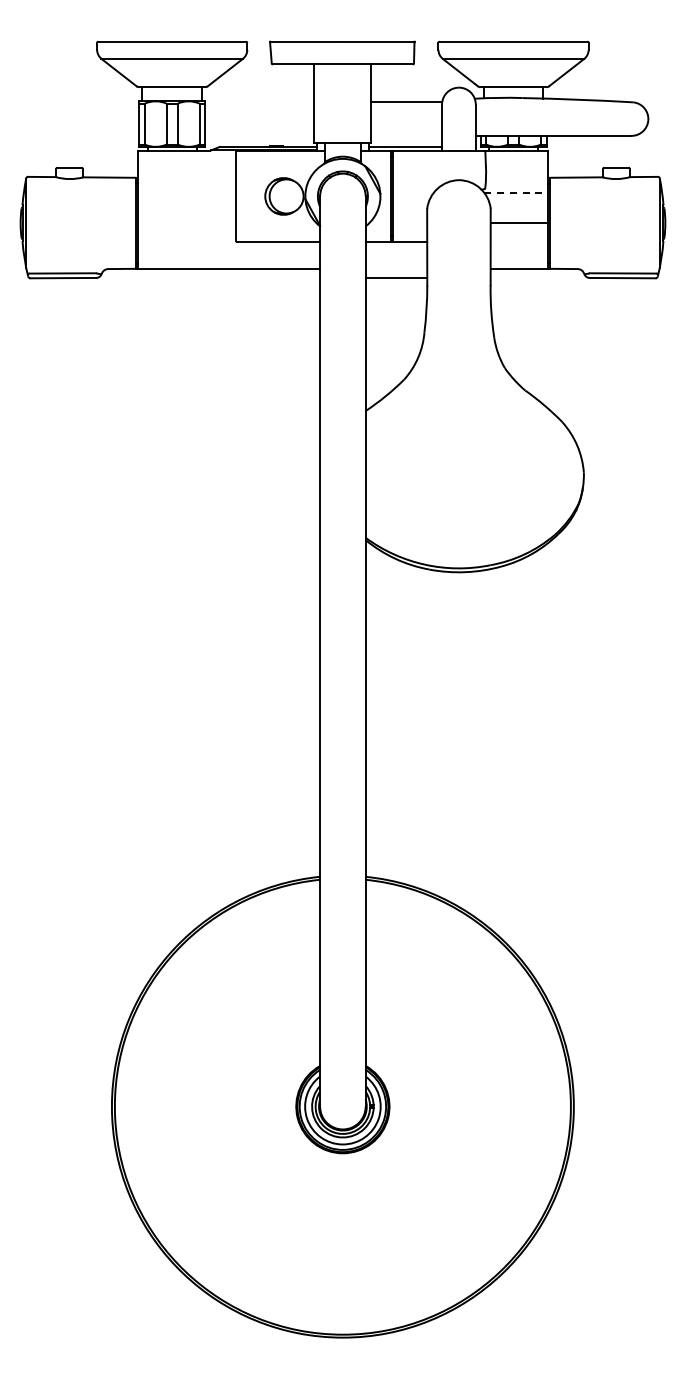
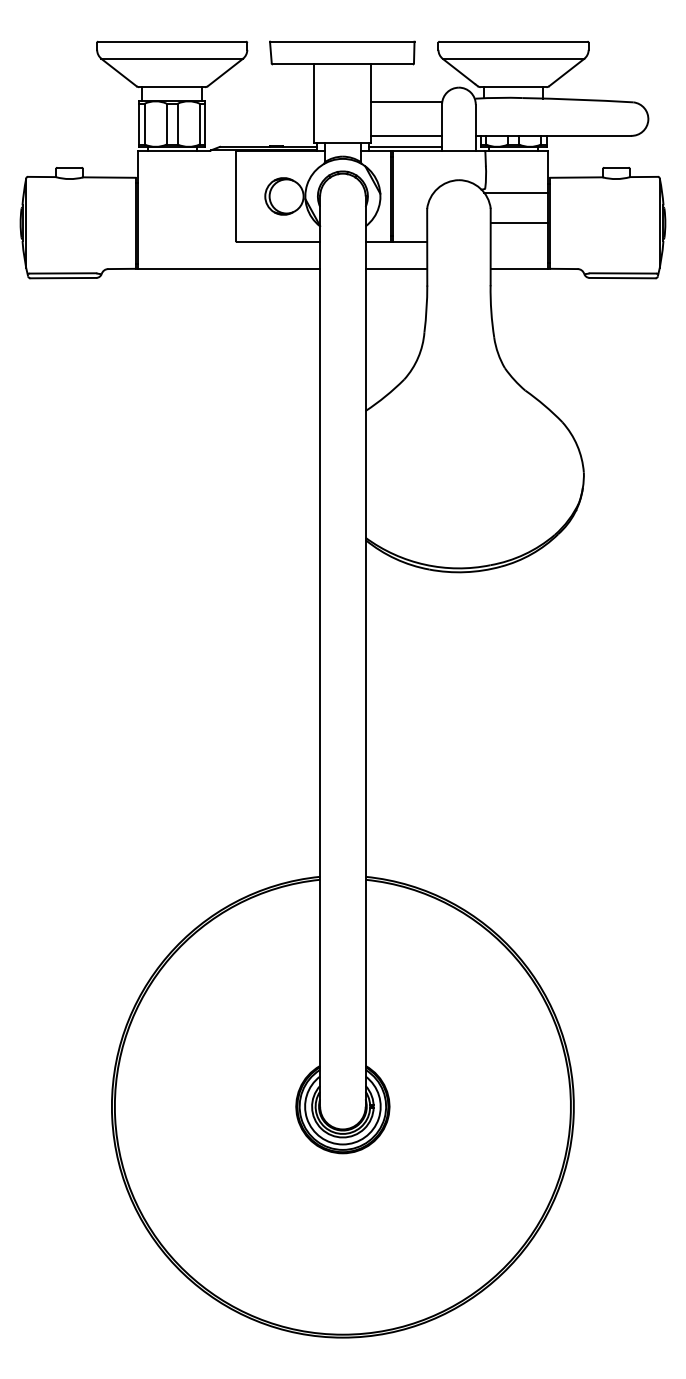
line: none -> present (406, 135)
line: dashed -> solid (515, 192)
line position: (396, 277) -> (396, 268) (396, 268)
